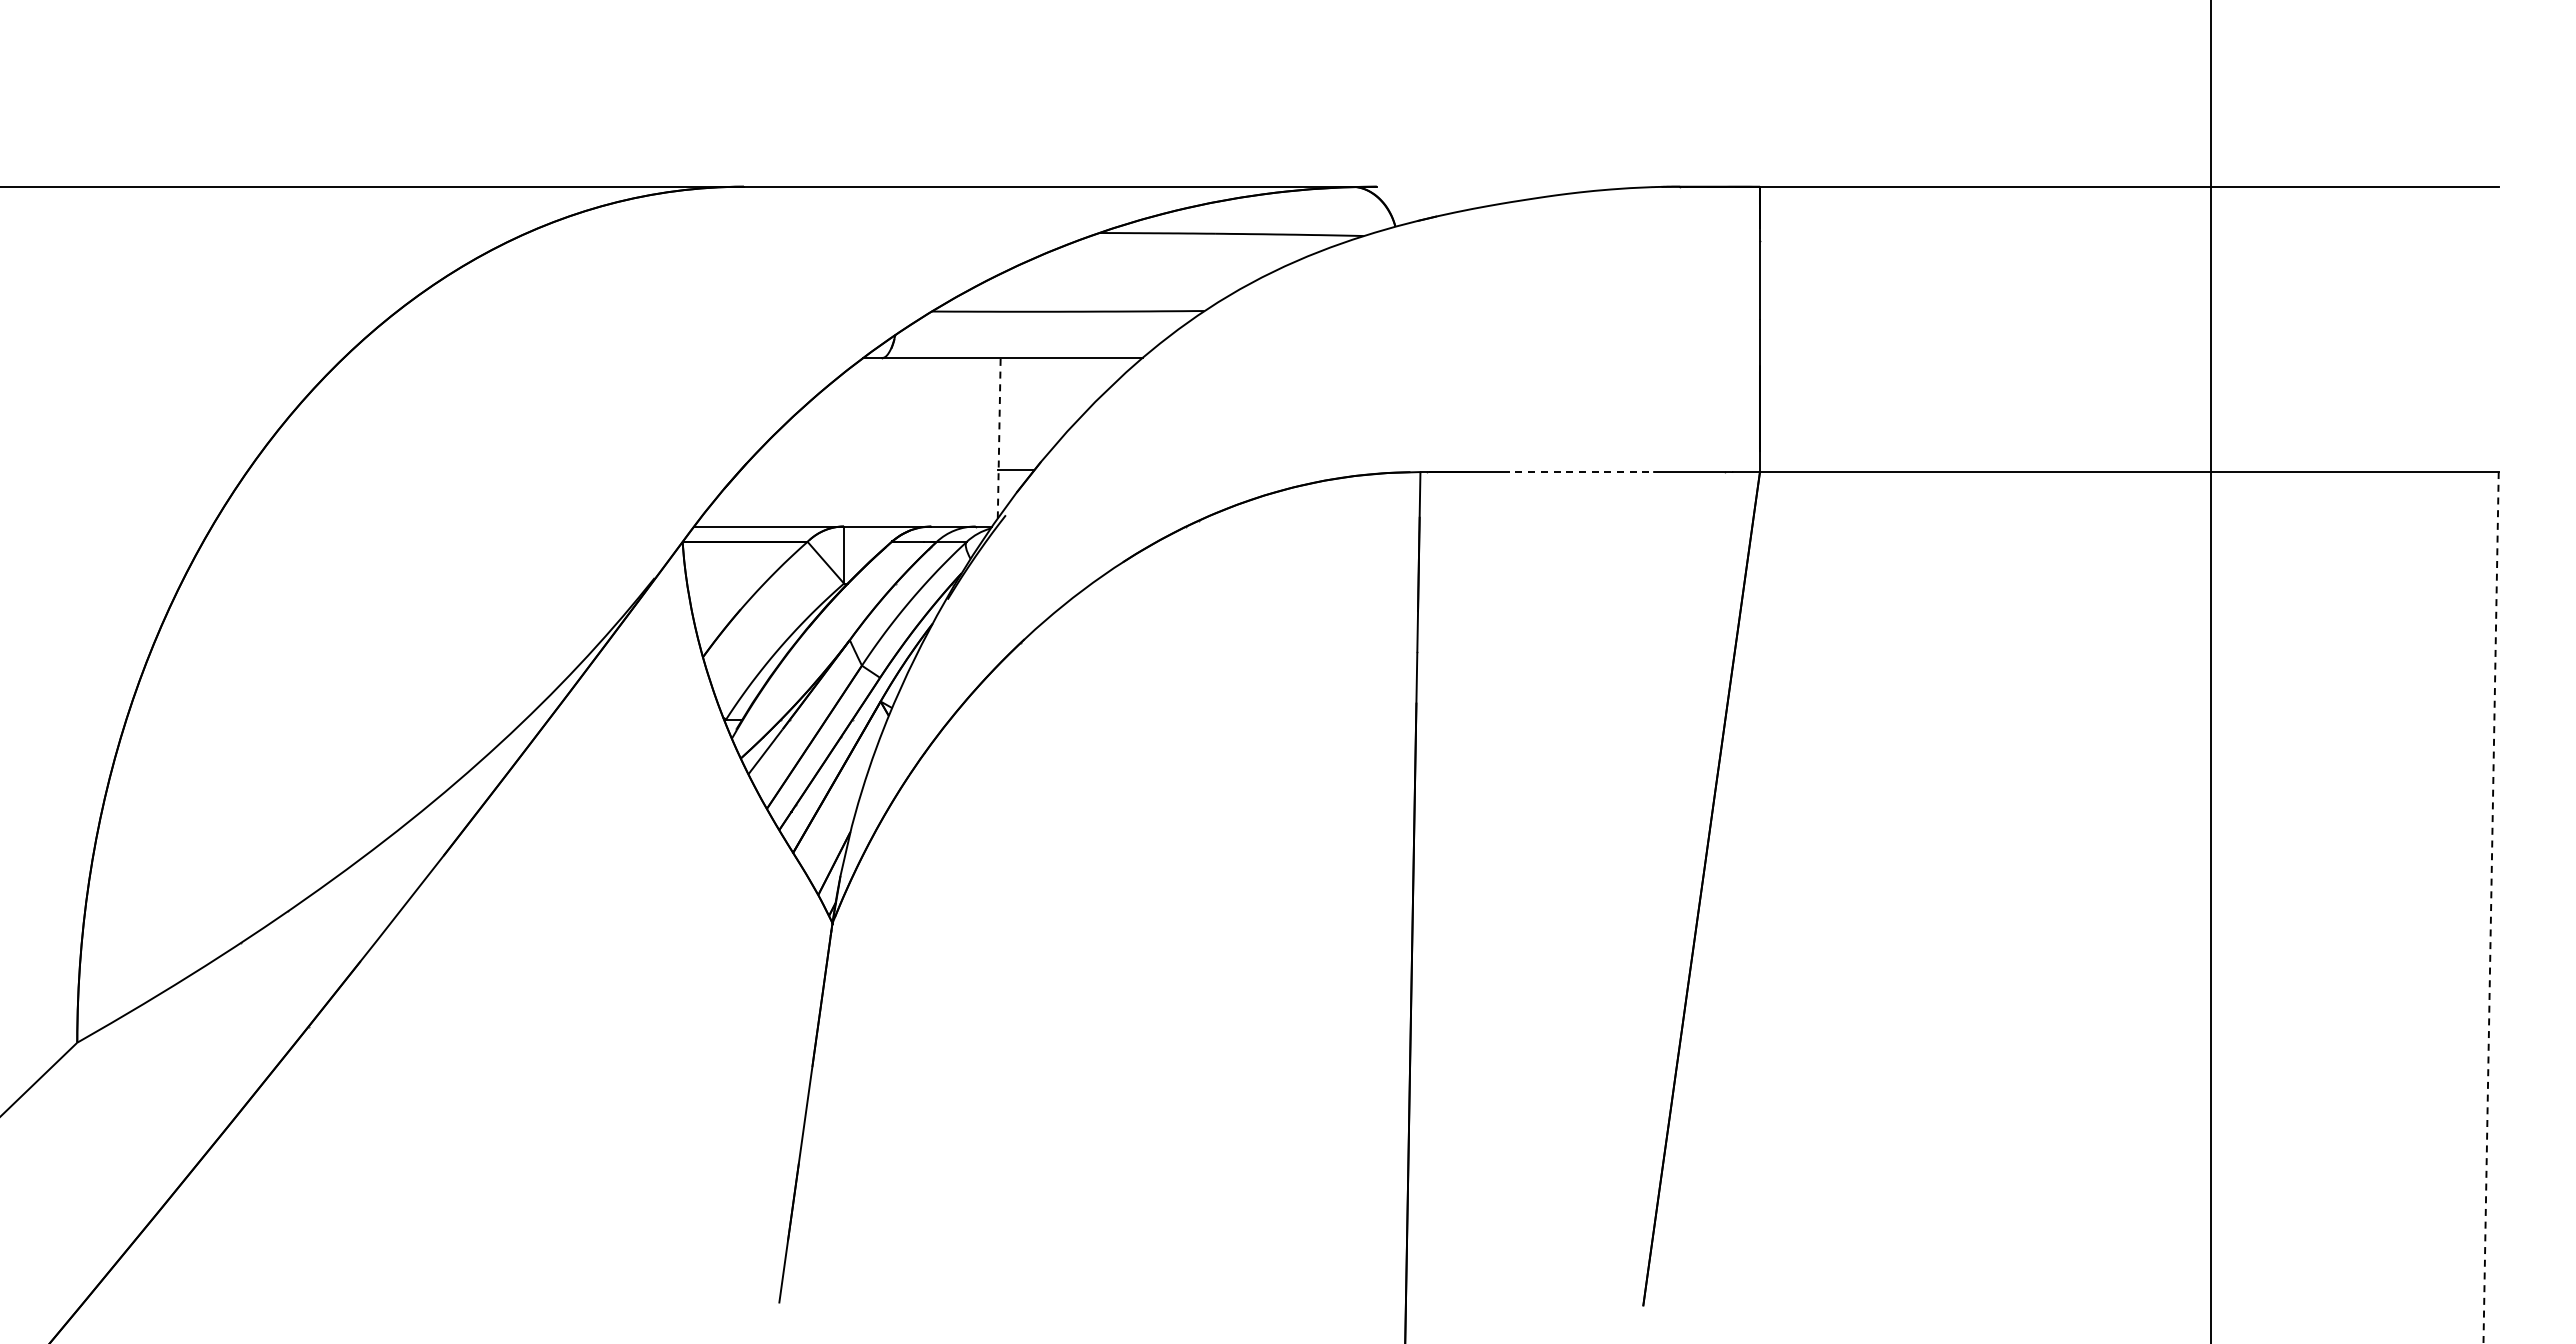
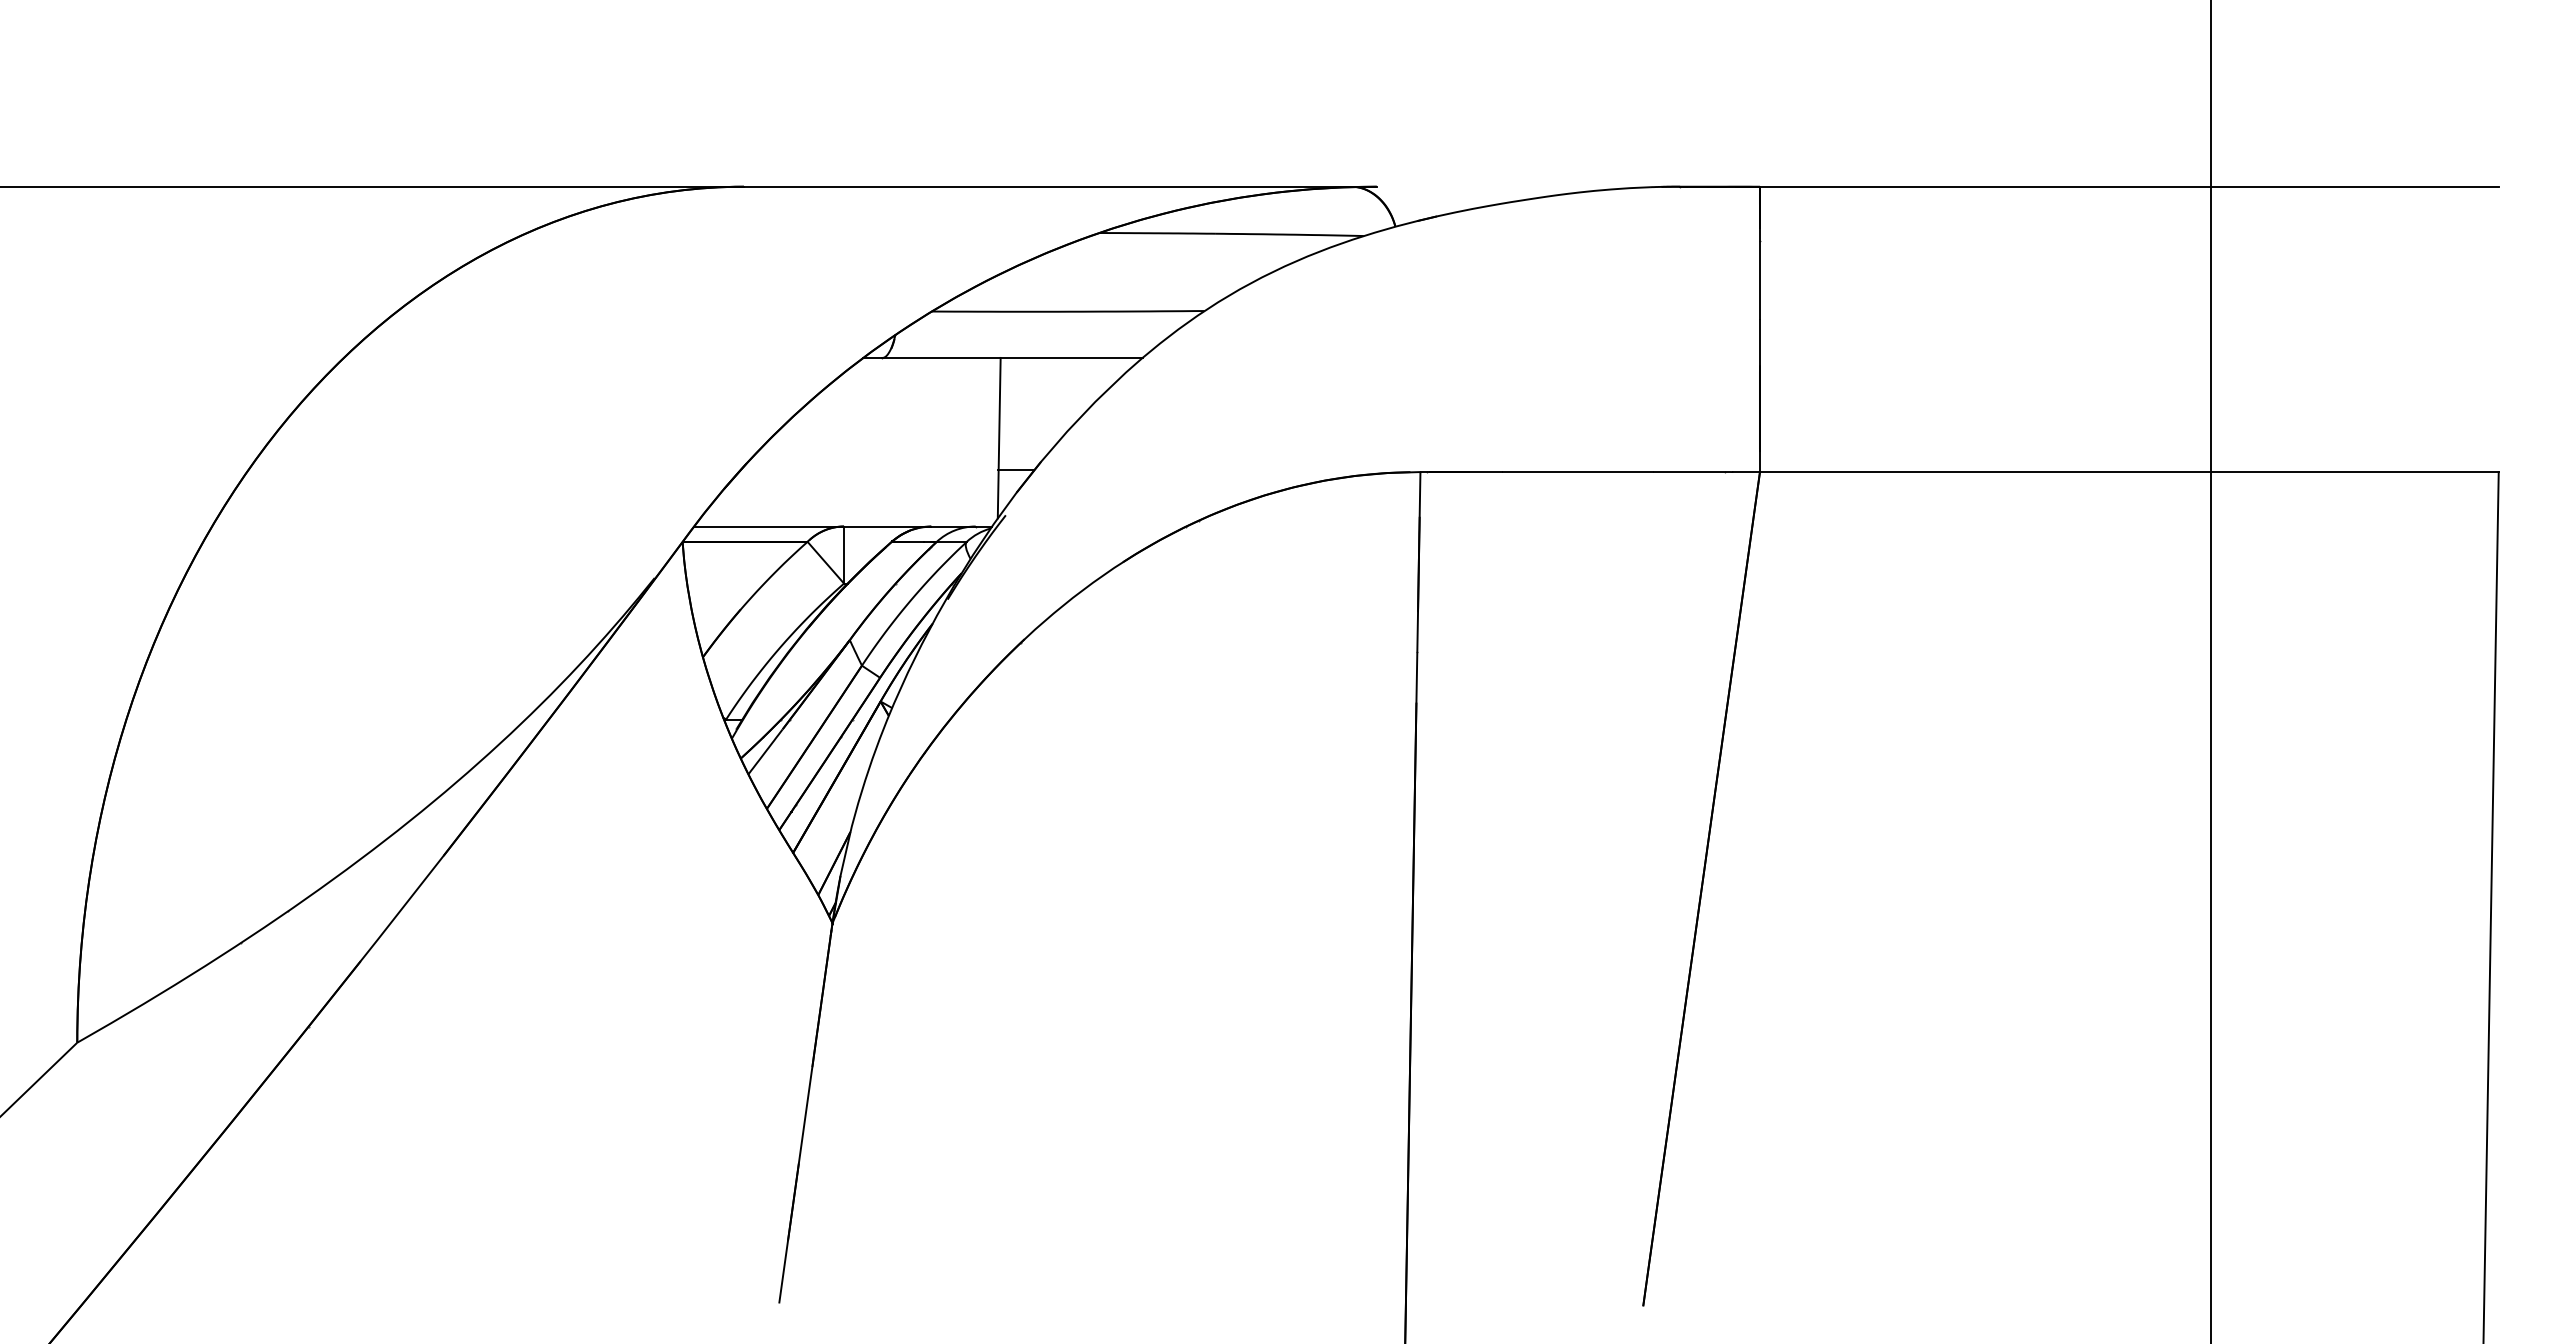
line: dashed -> solid (999, 437)
line: dashed -> solid (1578, 472)
line: dashed -> solid (2491, 907)
